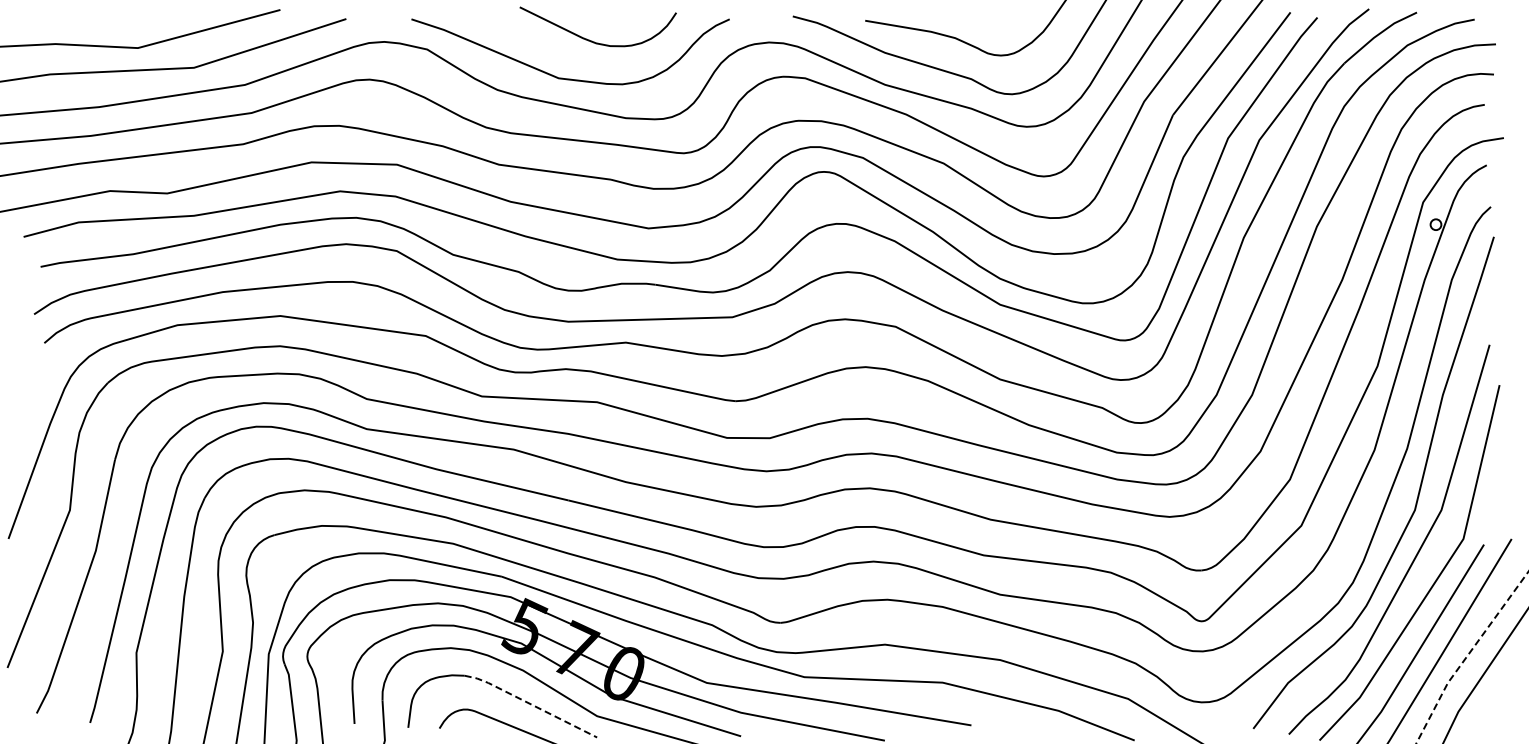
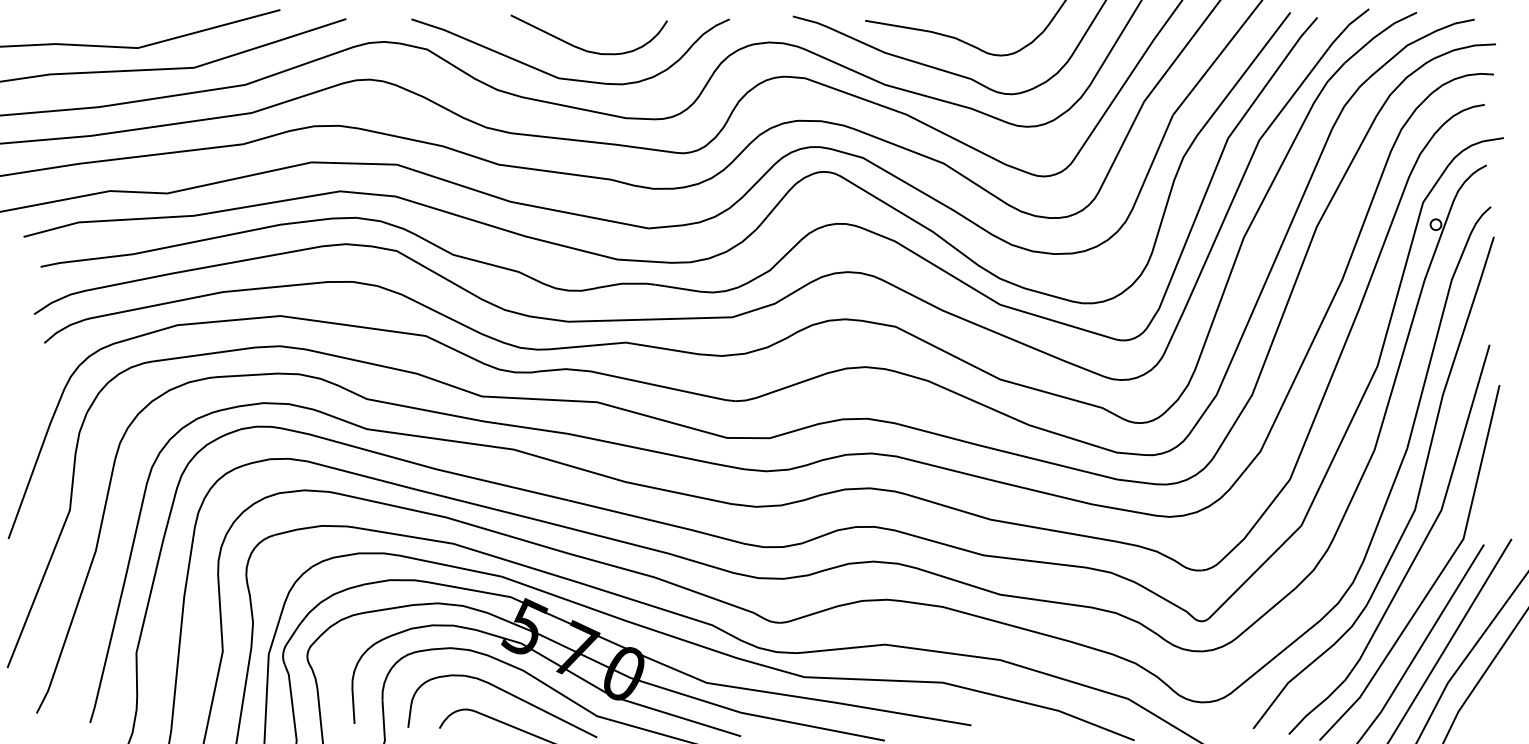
curve position: (592, 40) -> (583, 48) (583, 48)
line: dashed -> solid (1468, 654)
line: dashed -> solid (530, 703)
